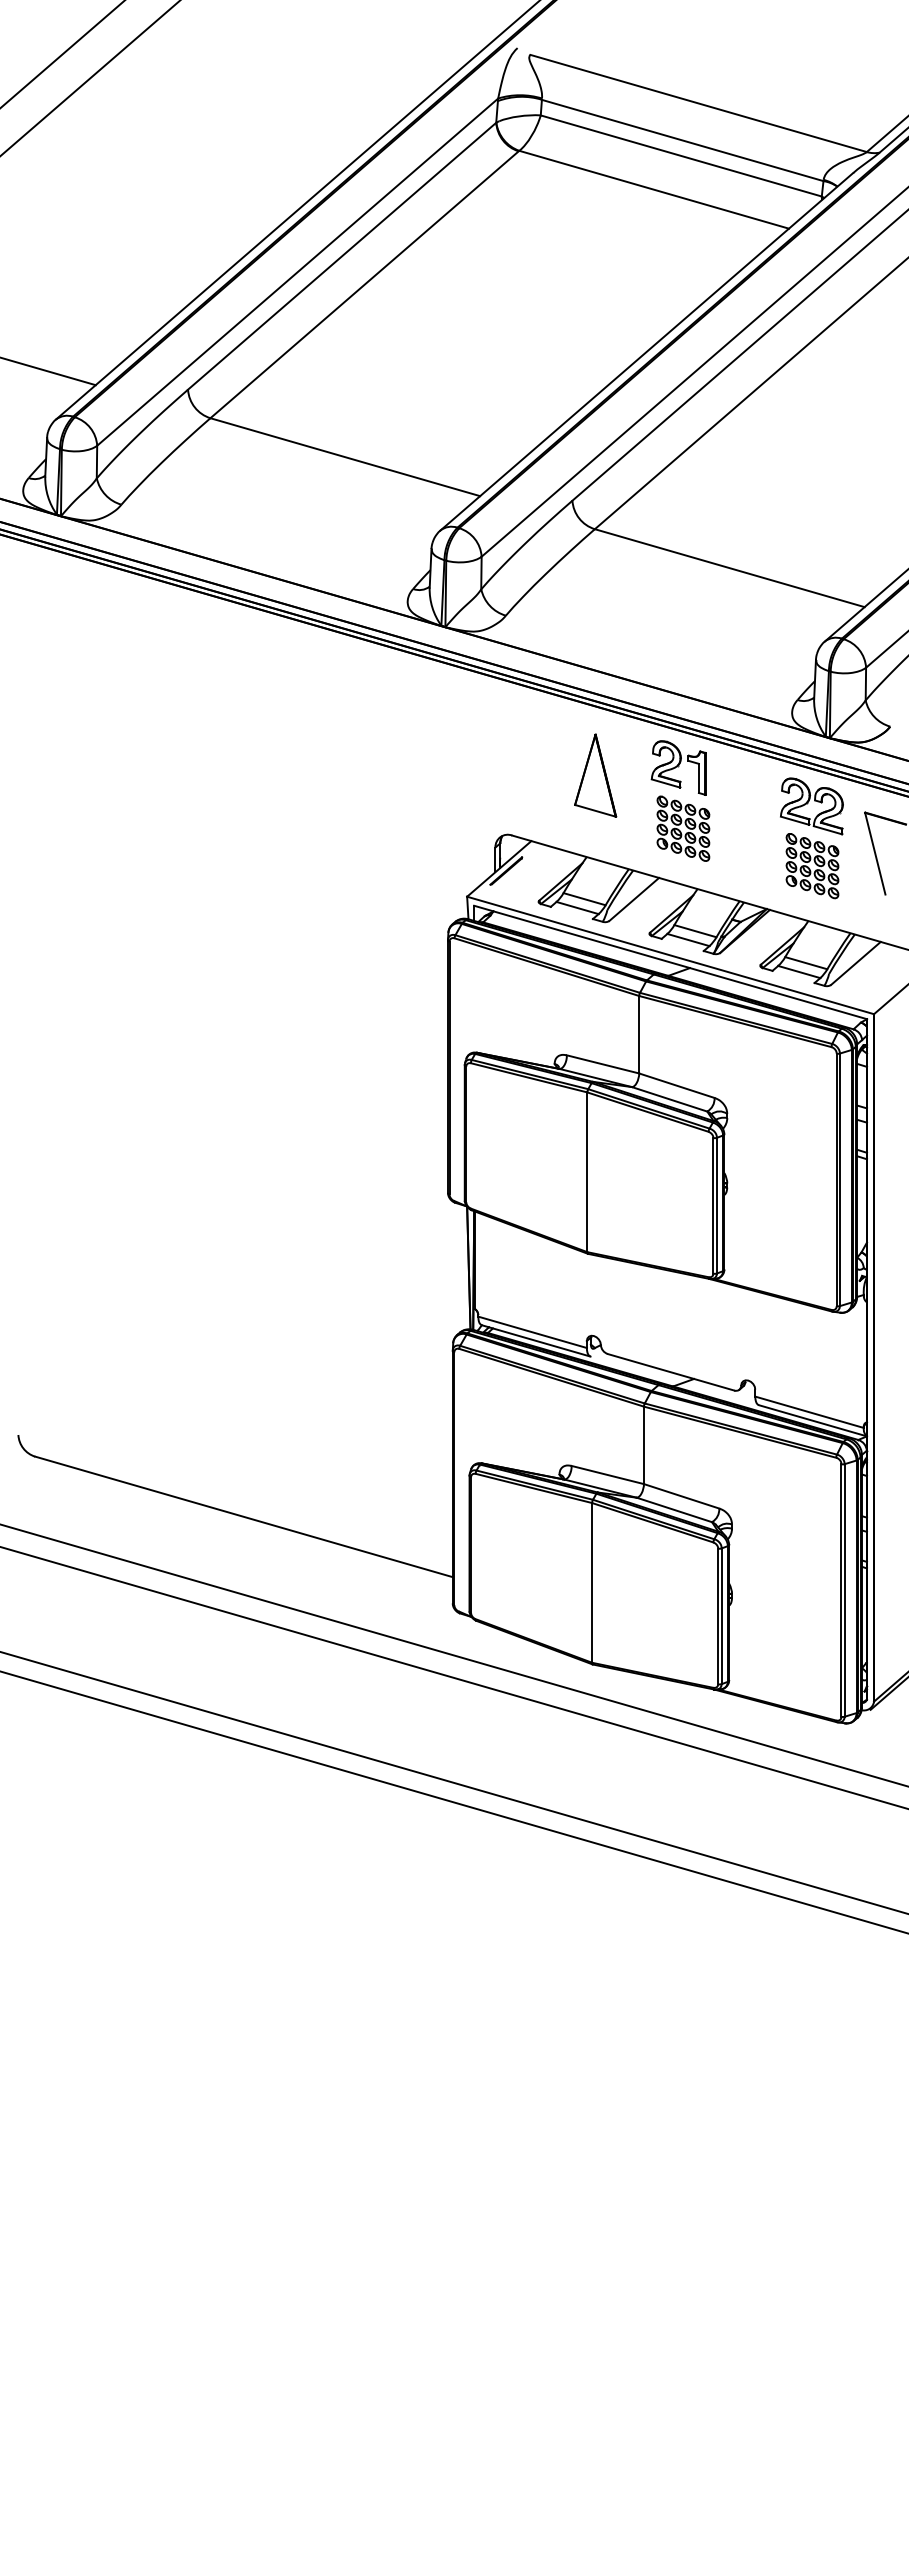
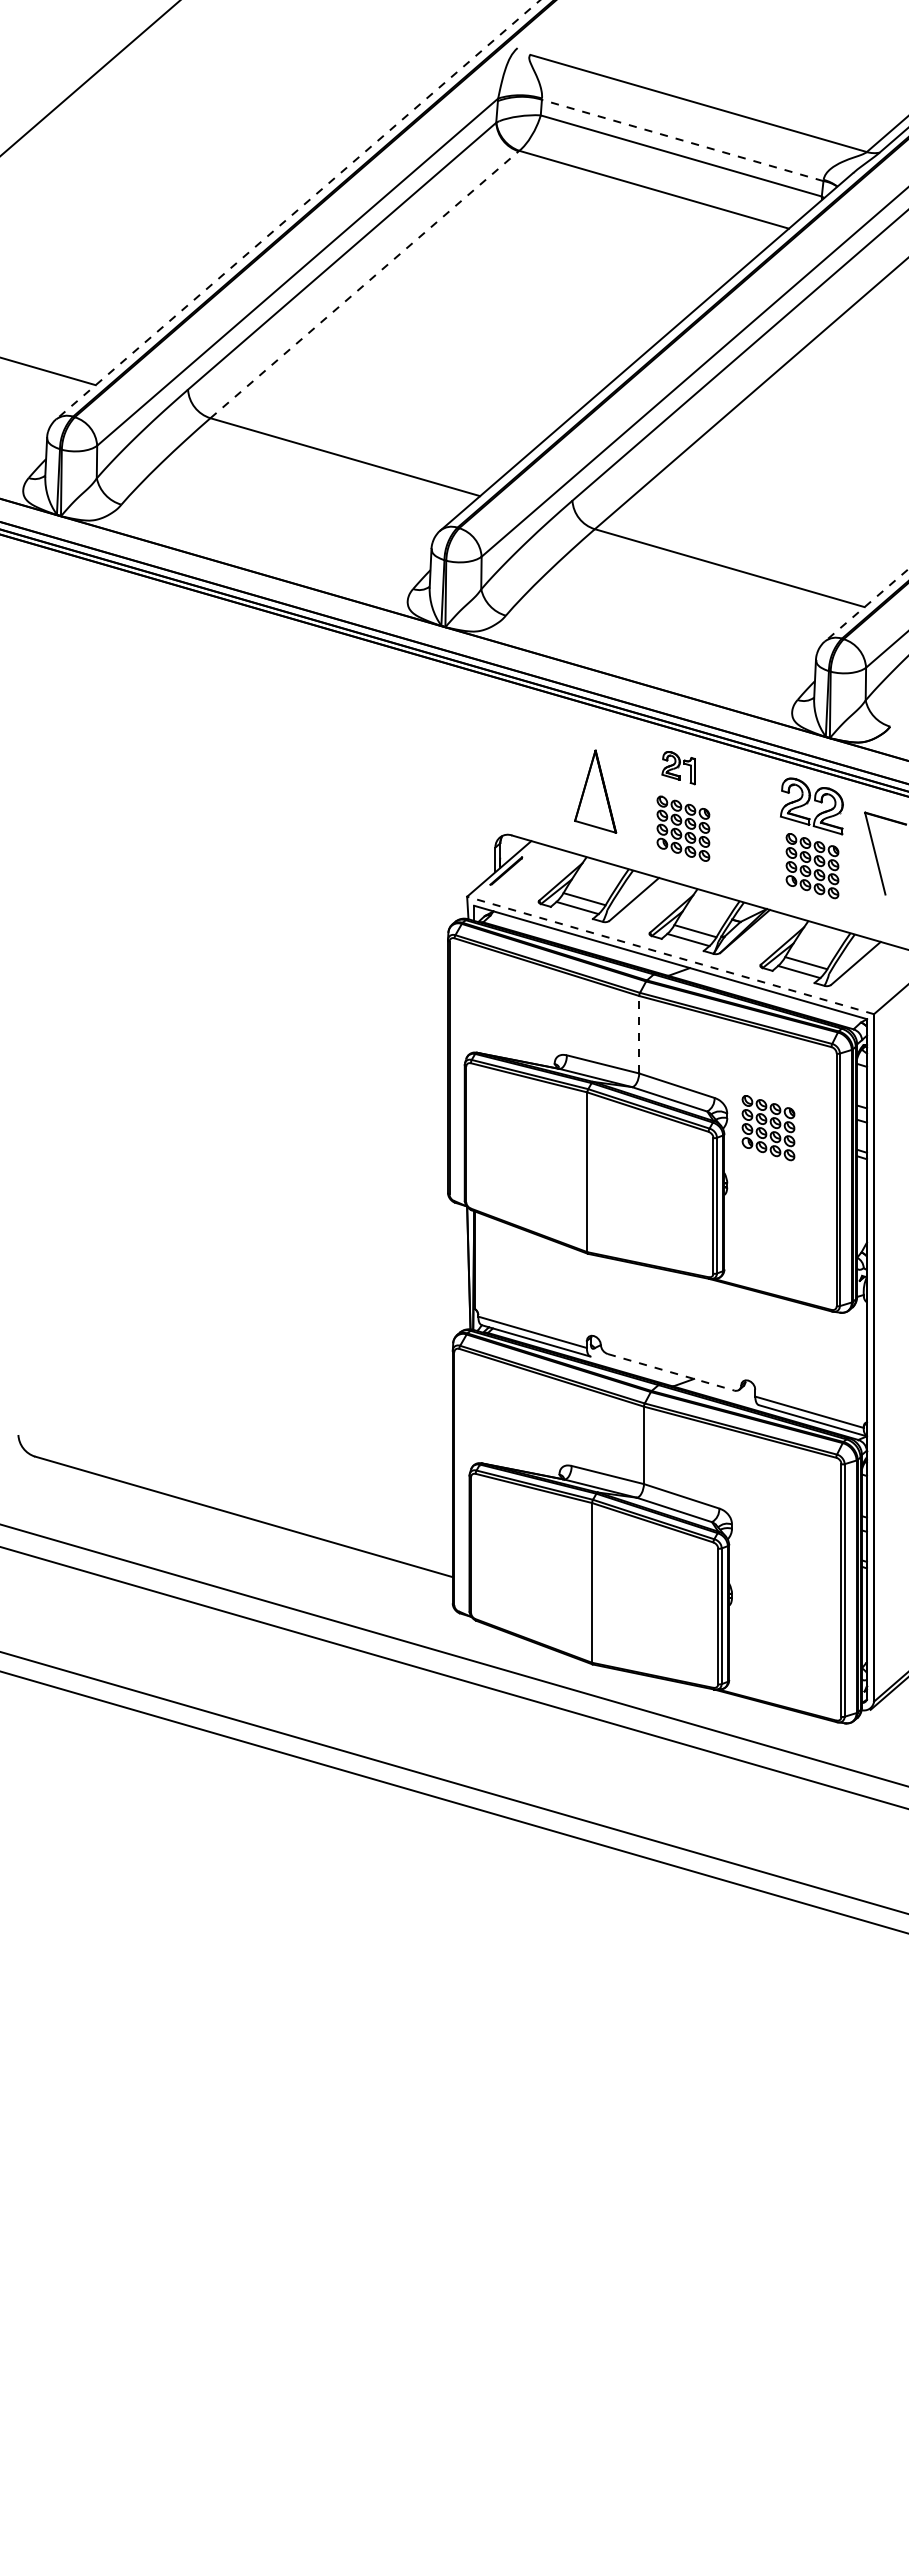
line: present -> none (62, 54)
line: solid -> dashed (682, 140)
line: solid -> dashed (297, 210)
line: solid -> dashed (364, 284)
line: solid -> dashed (866, 605)
part size: 57x56 px -> 35x35 px (678, 768)
part position: (595, 775) -> (595, 791) (595, 791)
line: solid -> dashed (670, 955)
line: solid -> dashed (639, 1034)
part: none -> present (768, 1128)
line: solid -> dashed (671, 1372)
